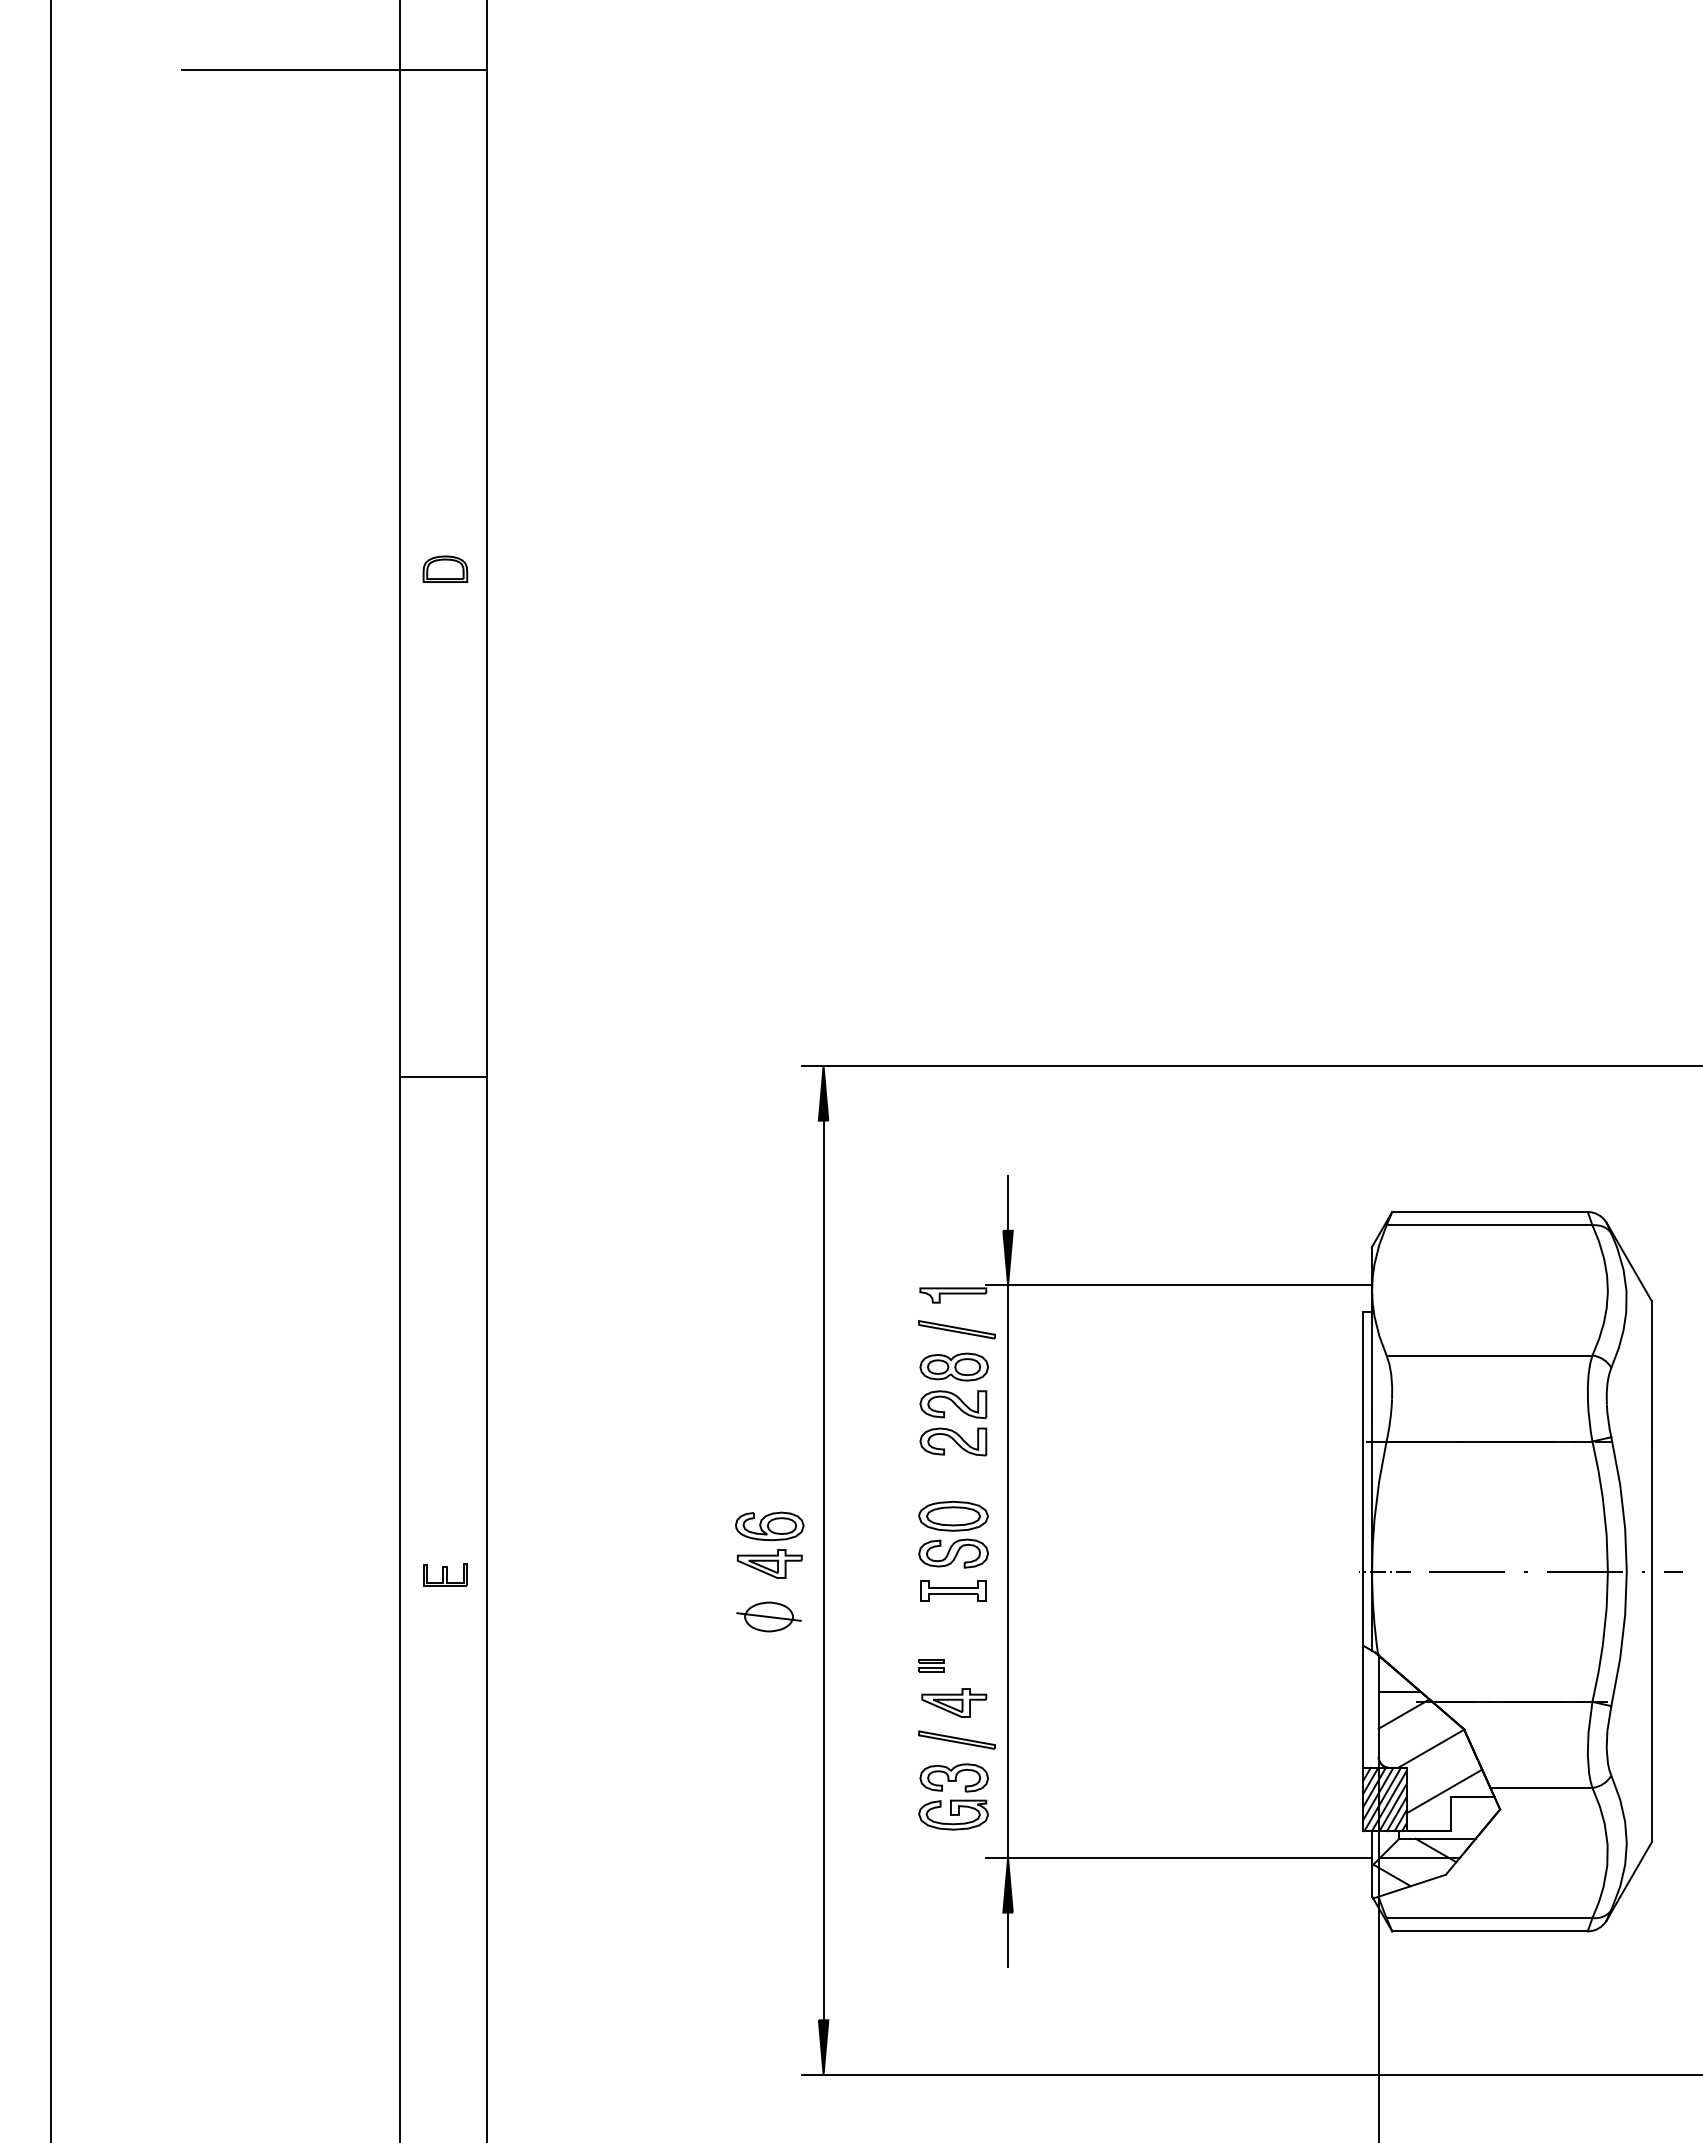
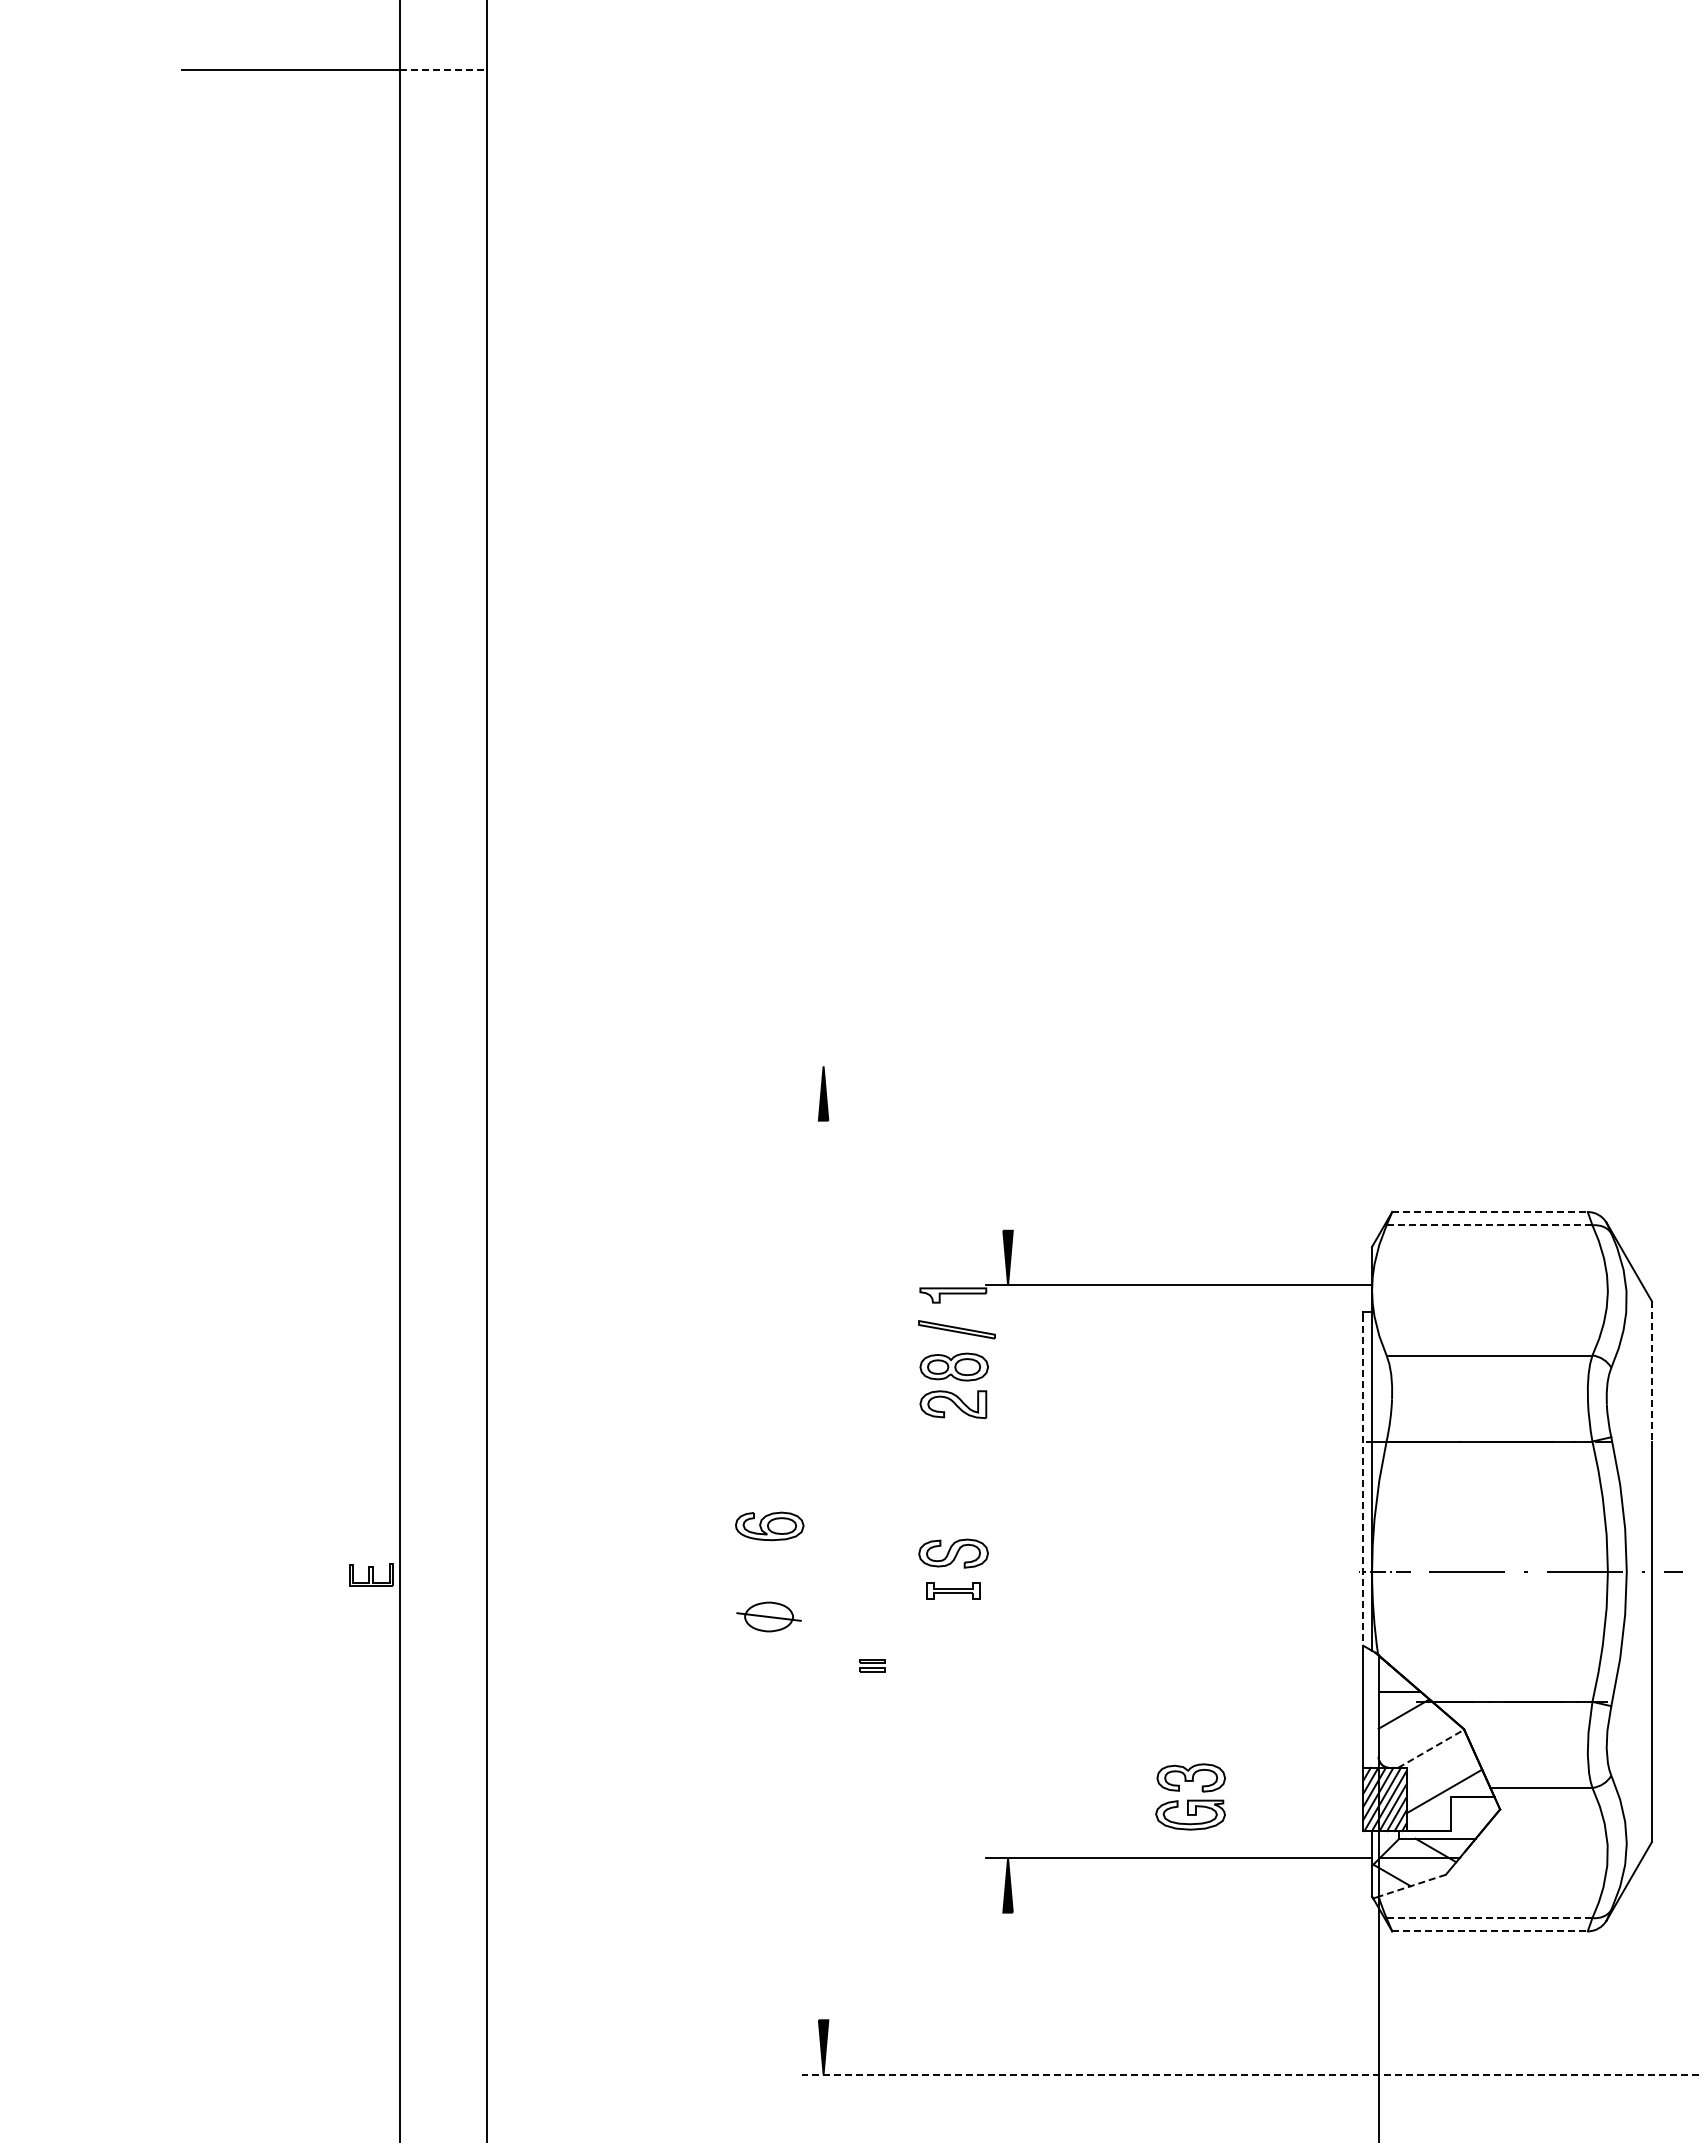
line: solid -> dashed (443, 70)
part: present -> none (445, 568)
line: present -> none (1250, 1066)
line: present -> none (51, 1070)
line: present -> none (442, 1076)
line: present -> none (1008, 1203)
line: solid -> dashed (1490, 1212)
line: solid -> dashed (1489, 1225)
line: solid -> dashed (1651, 1372)
part: present -> none (953, 1441)
line: solid -> dashed (1363, 1480)
part: present -> none (953, 1515)
part: present -> none (769, 1563)
line: present -> none (823, 1570)
line: present -> none (1008, 1571)
part position: (445, 1574) -> (371, 1574) (371, 1574)
part size: 67x22 px -> 55x18 px (953, 1590)
part position: (931, 1665) -> (872, 1665) (872, 1665)
part: present -> none (954, 1702)
part: present -> none (956, 1739)
line: solid -> dashed (1431, 1748)
part position: (953, 1796) -> (1190, 1796) (1190, 1796)
line: solid -> dashed (1411, 1885)
line: solid -> dashed (1489, 1918)
line: solid -> dashed (1490, 1931)
line: present -> none (1008, 1939)
line: solid -> dashed (1251, 2074)
